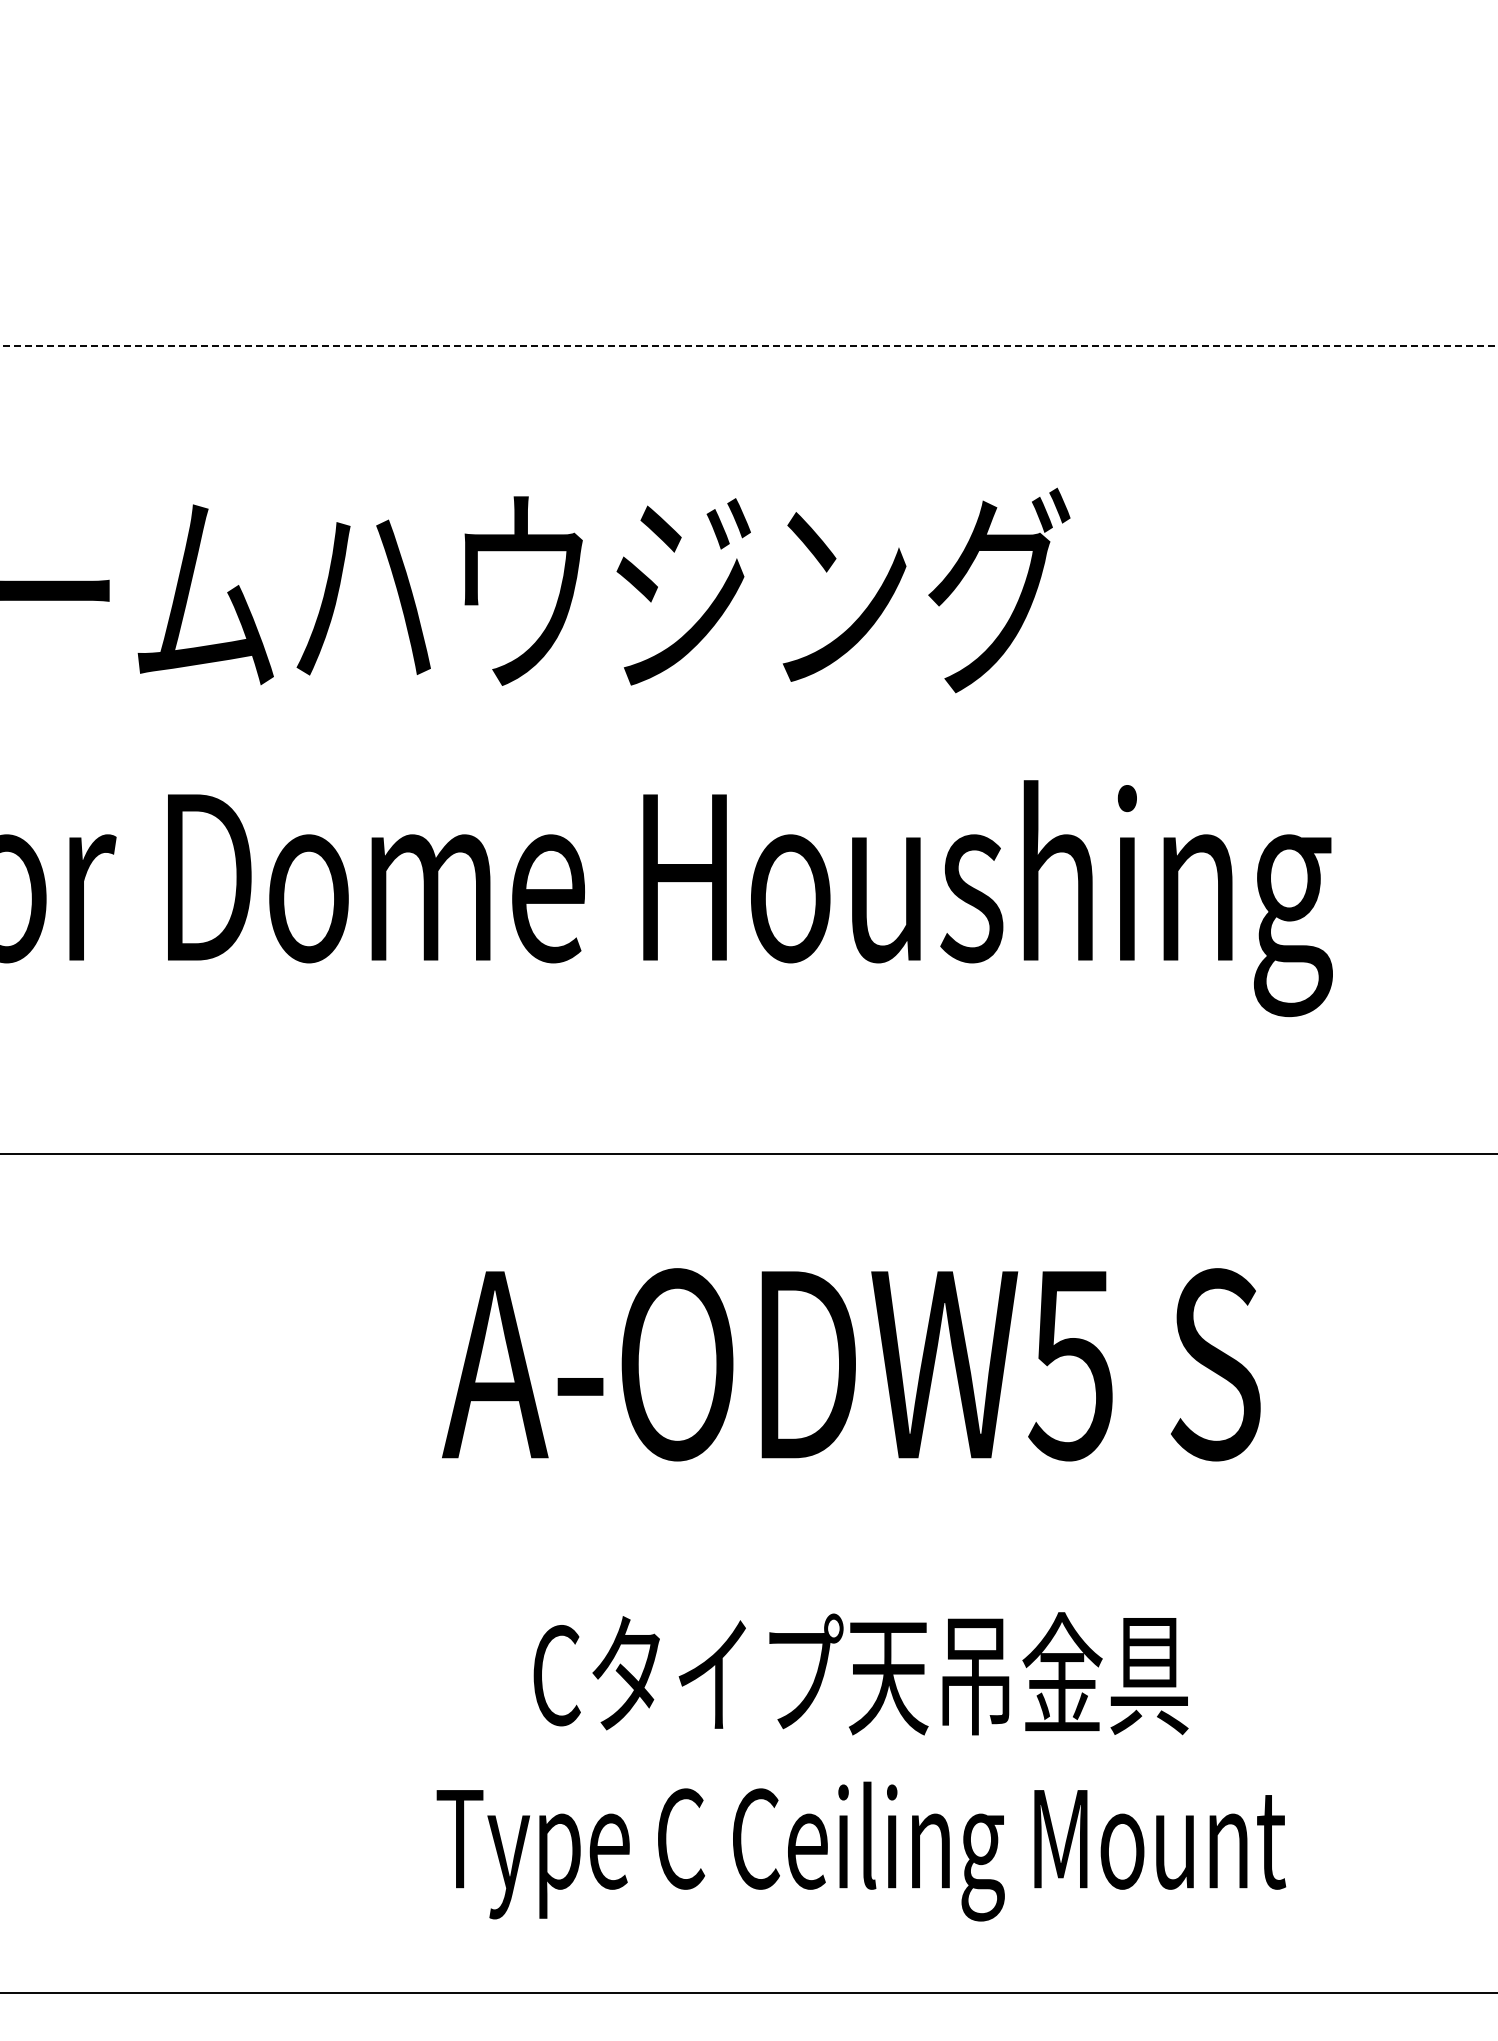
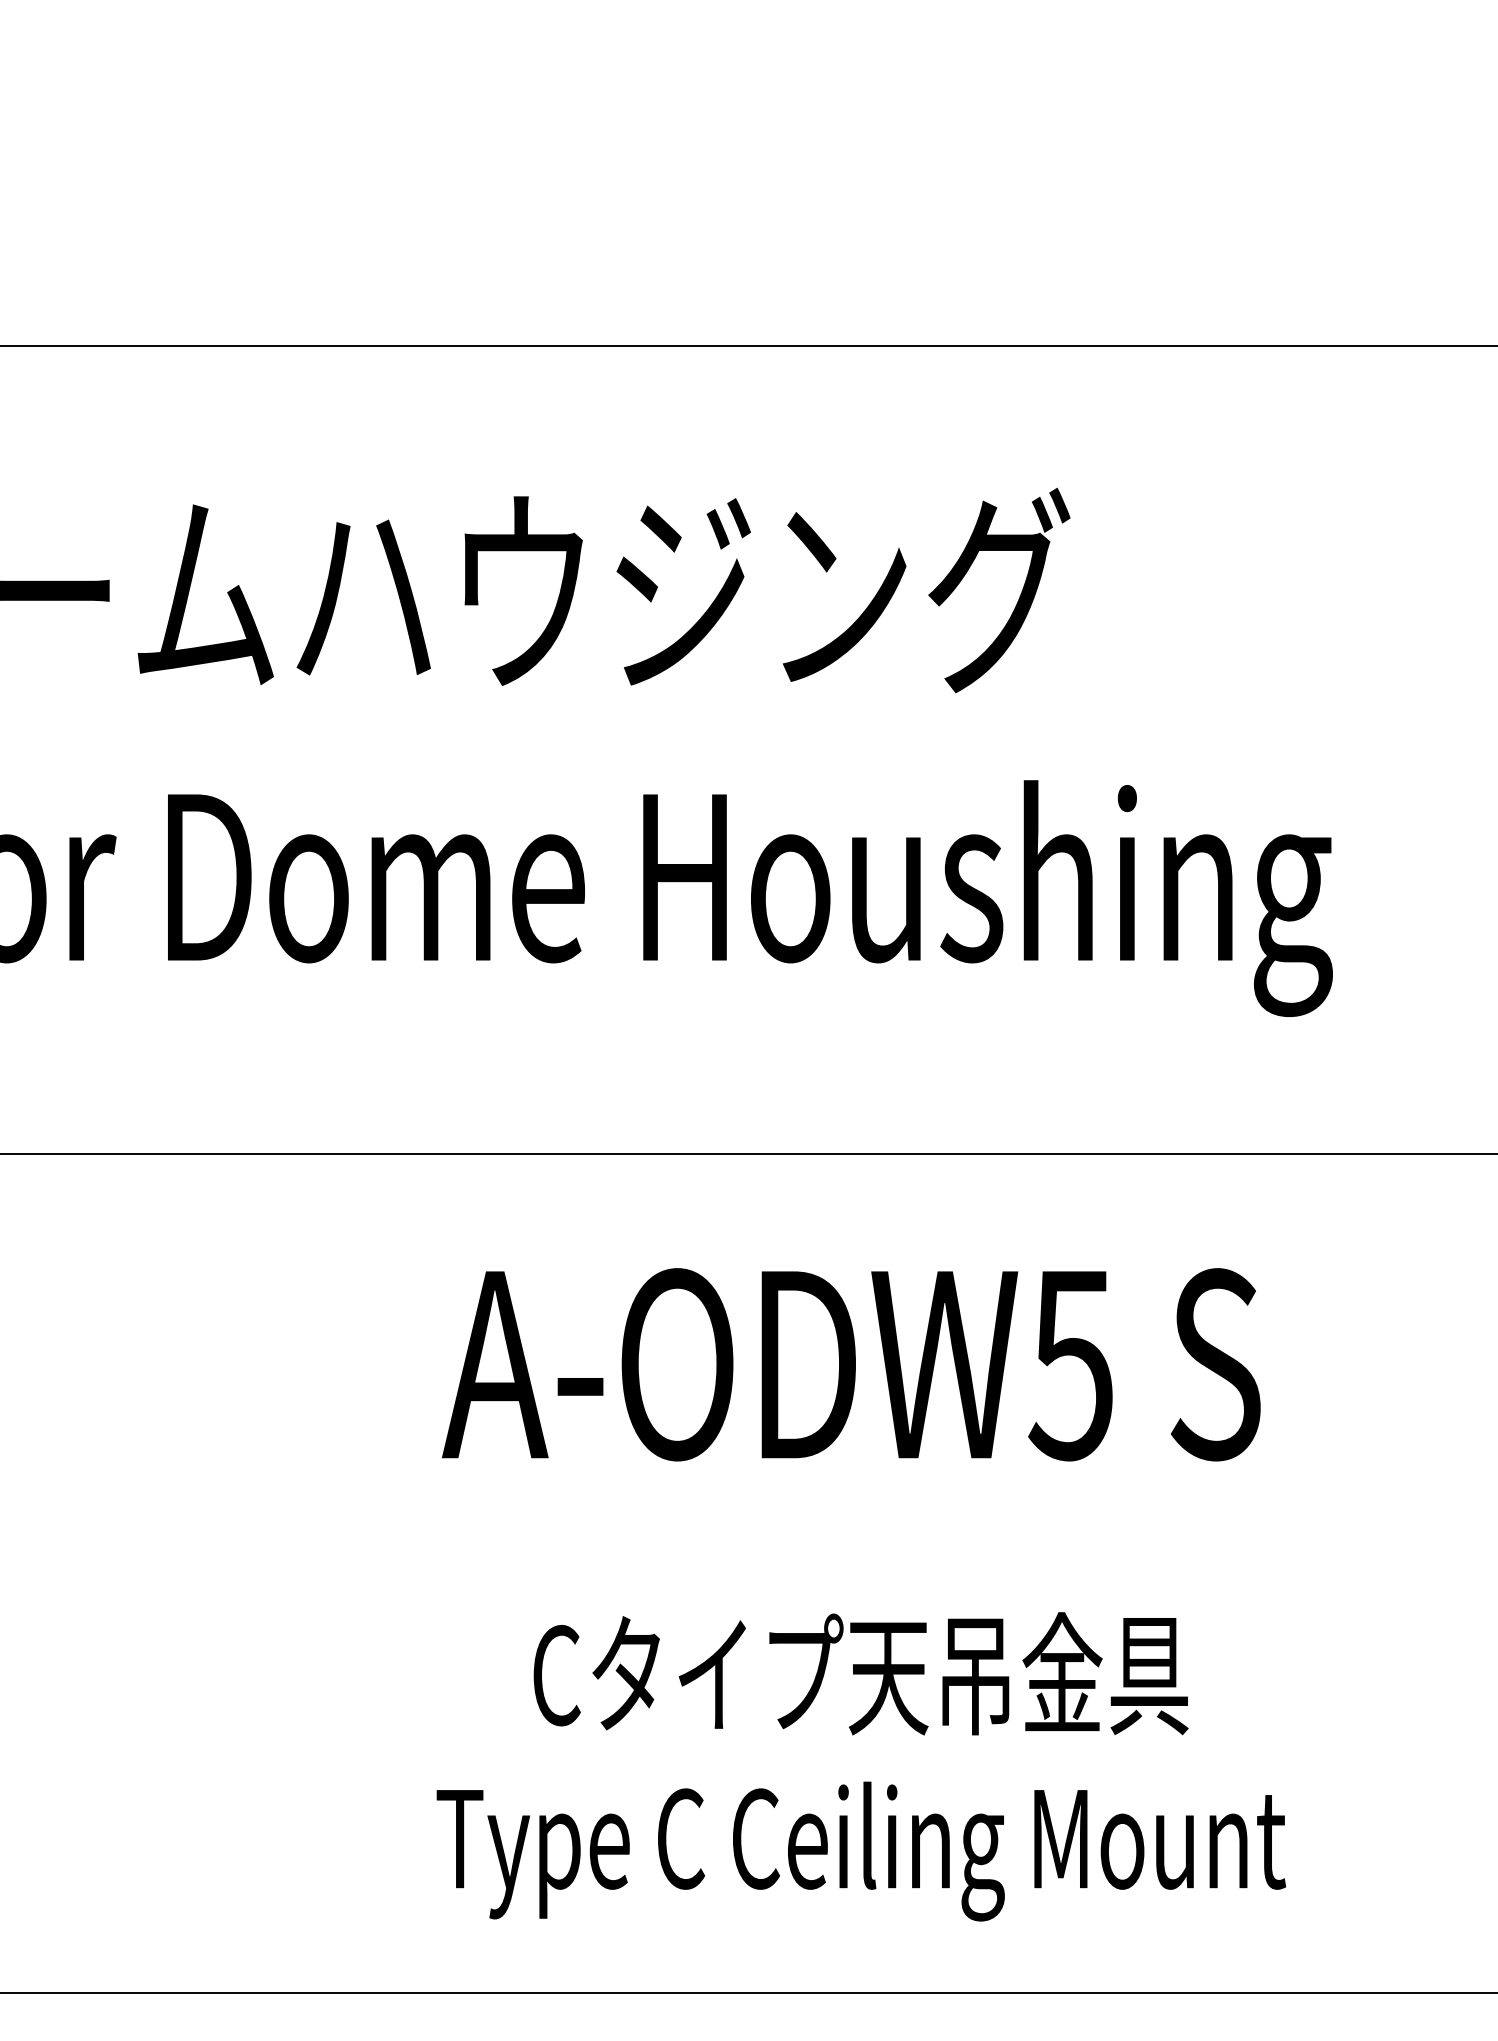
line: dashed -> solid (749, 345)
